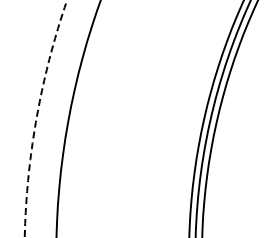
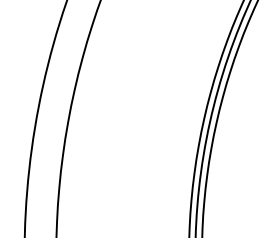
arc: dashed -> solid (36, 118)
